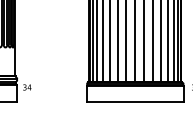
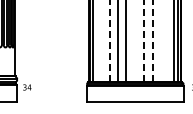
line: solid -> dashed (109, 40)
line: solid -> dashed (144, 40)
line: solid -> dashed (152, 40)
line: present -> none (96, 41)
line: present -> none (102, 41)
line: present -> none (135, 41)
line: present -> none (160, 41)
line: present -> none (167, 41)
